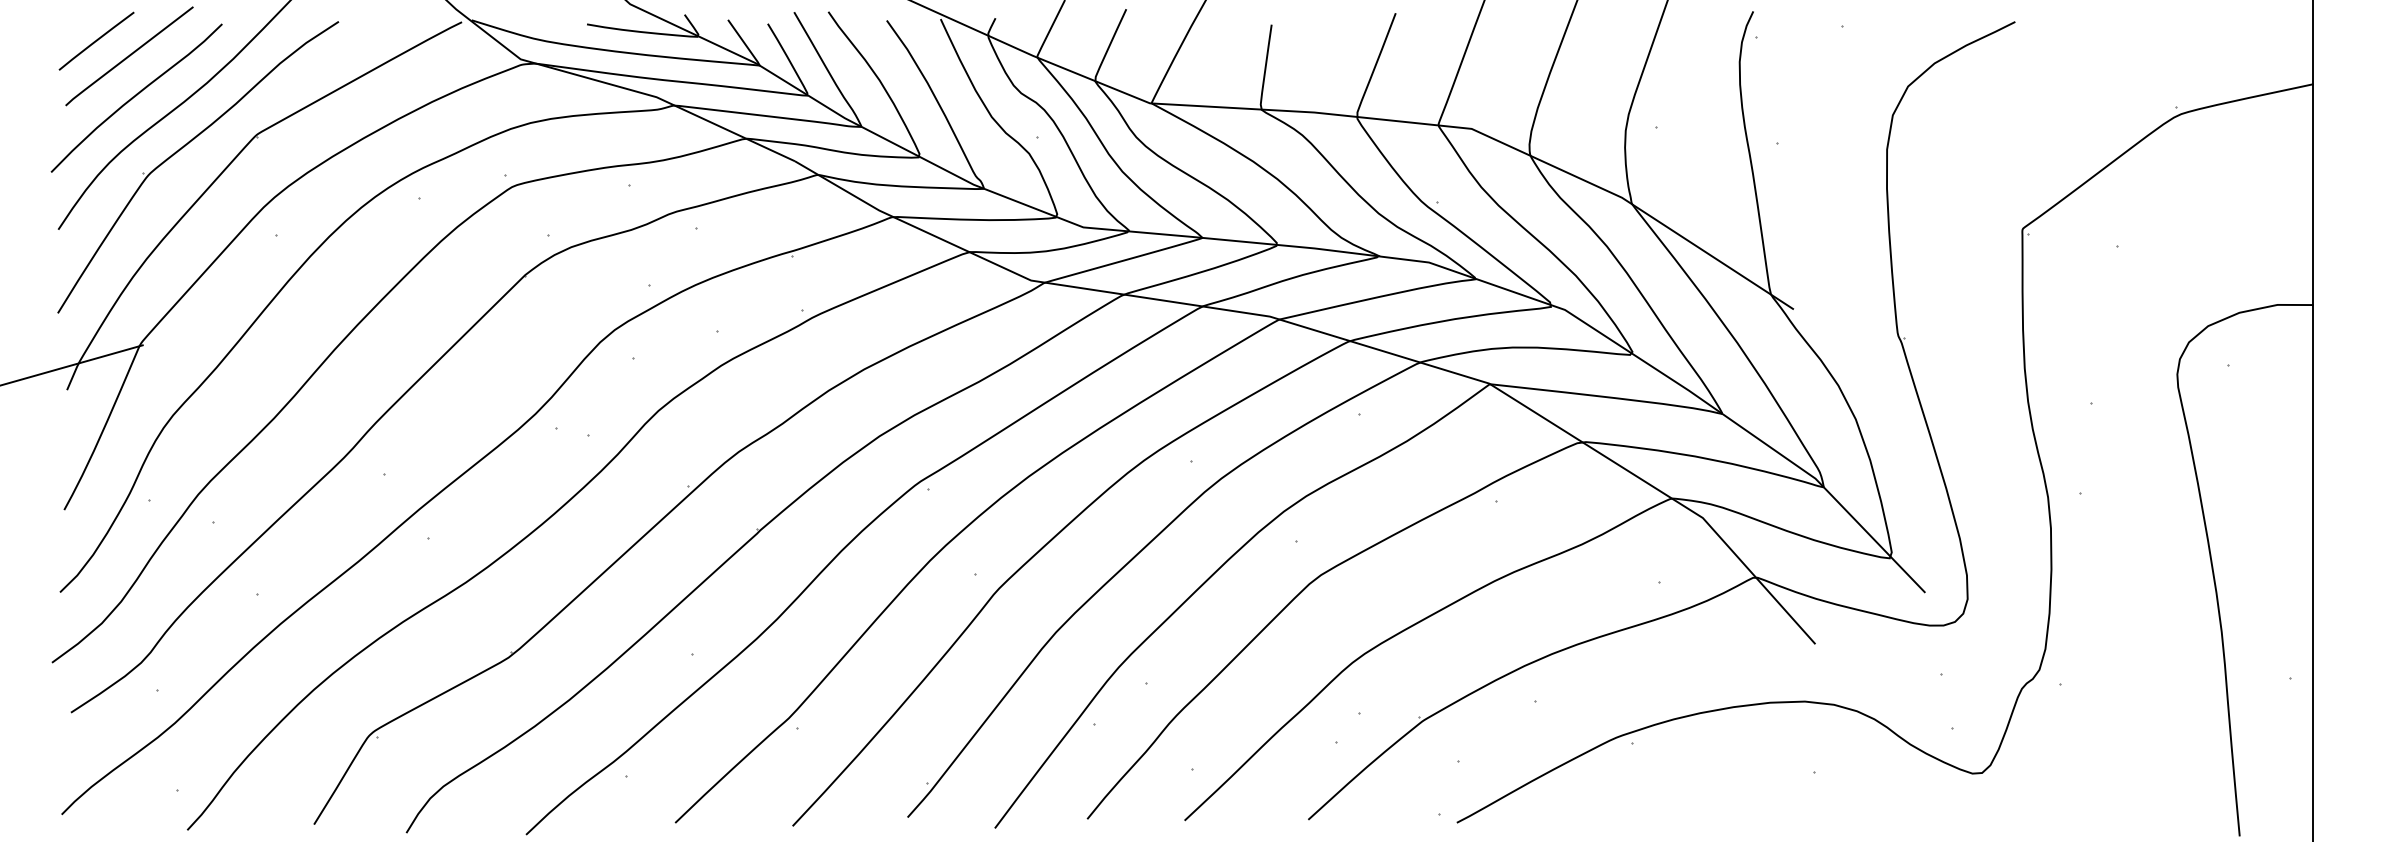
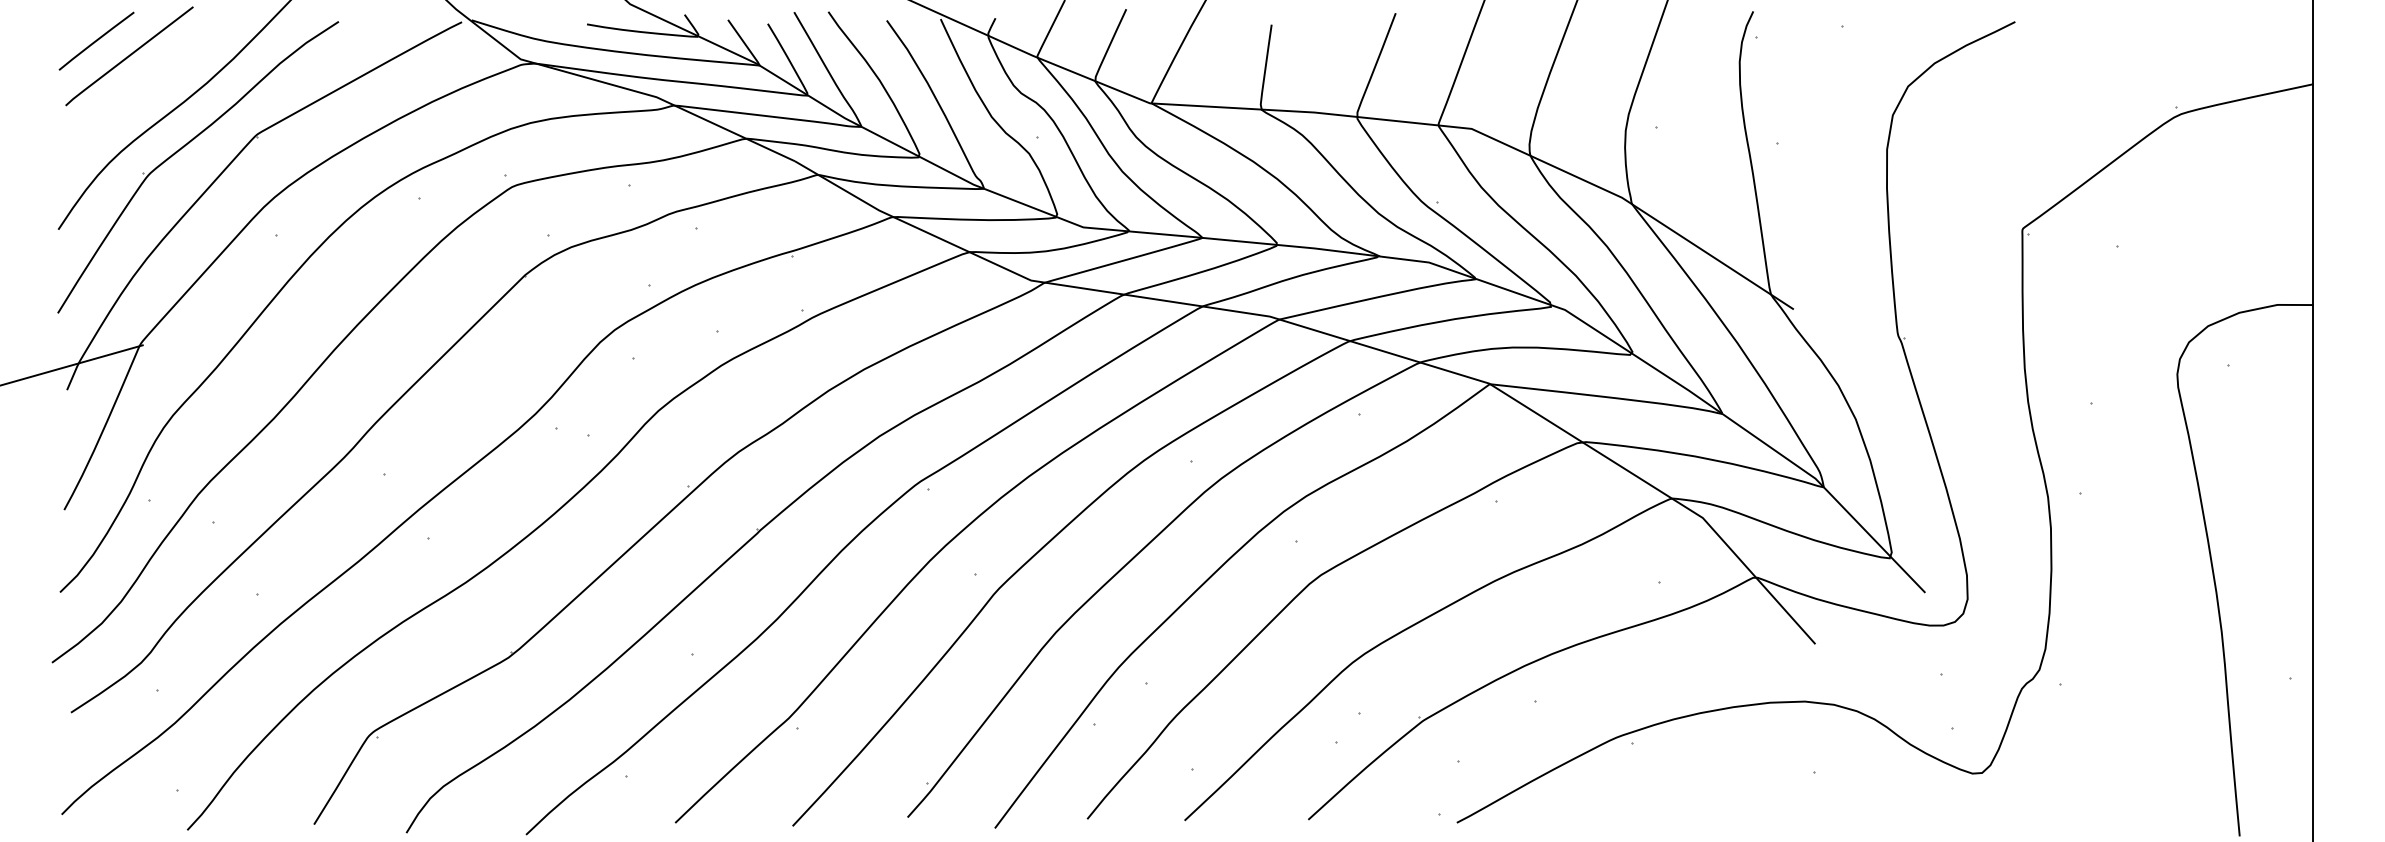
curve: present -> none (136, 96)
